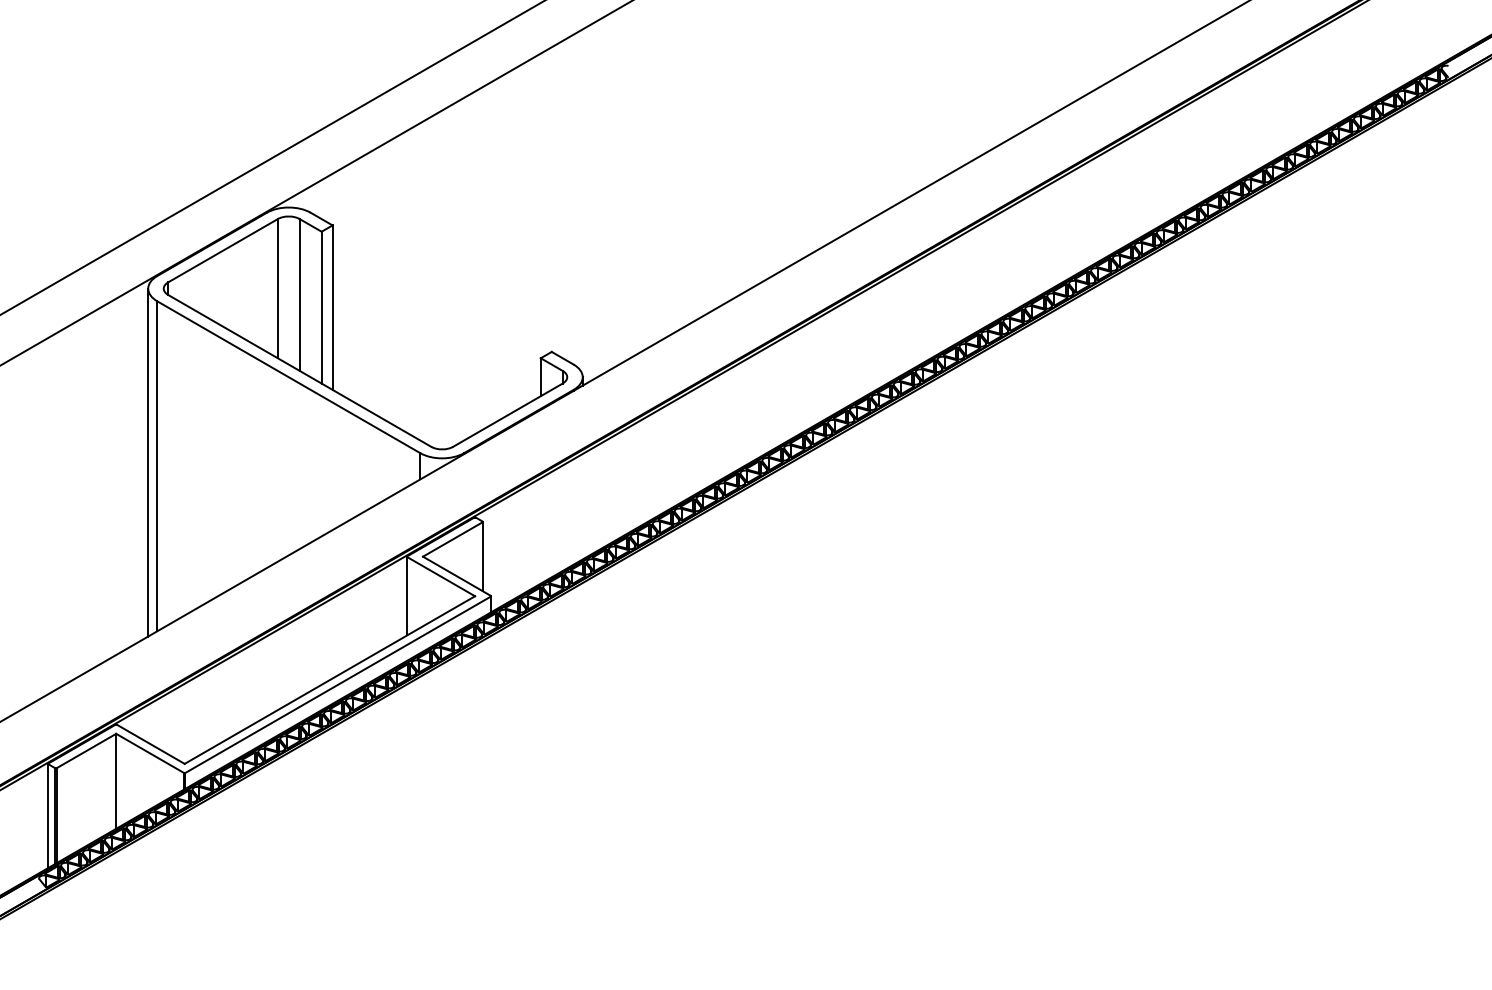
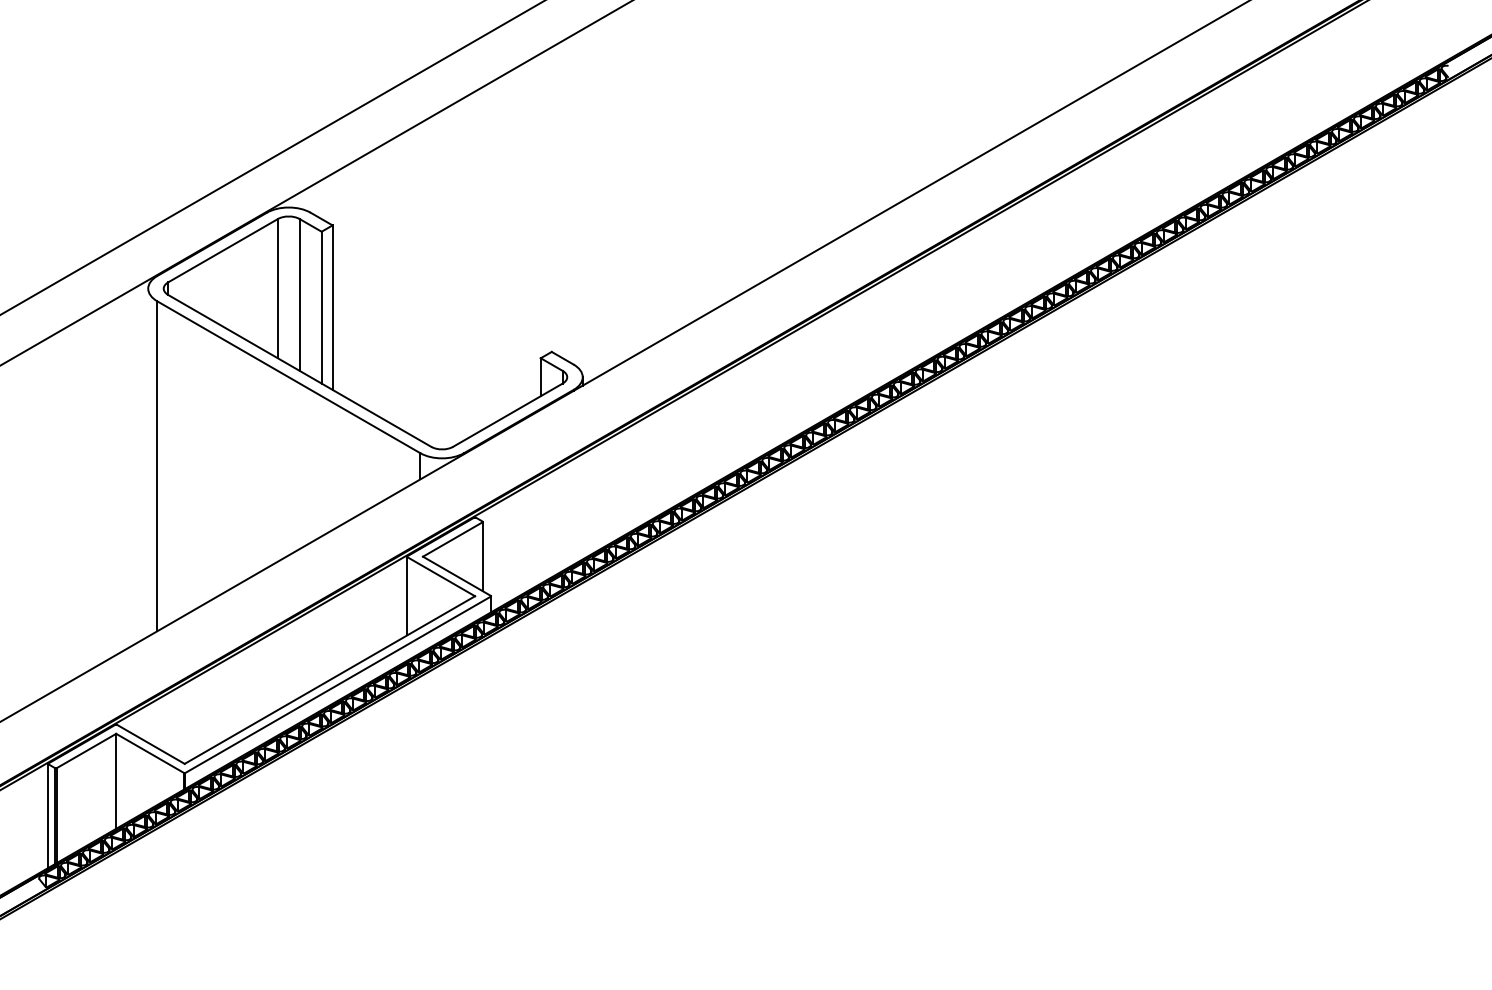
line: present -> none (148, 462)
